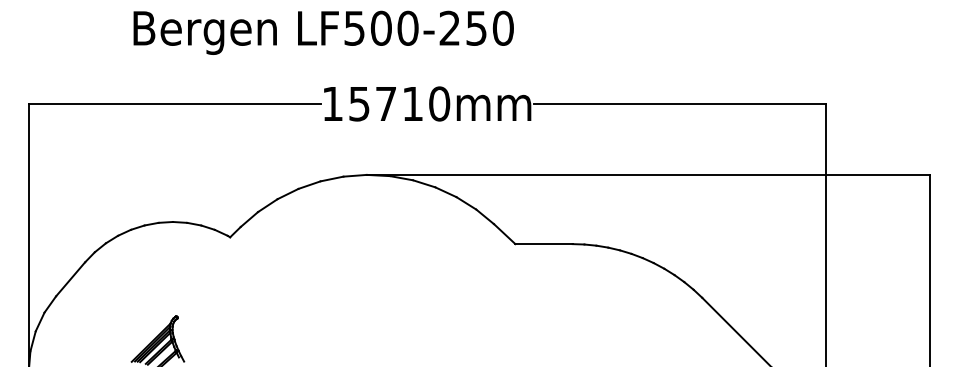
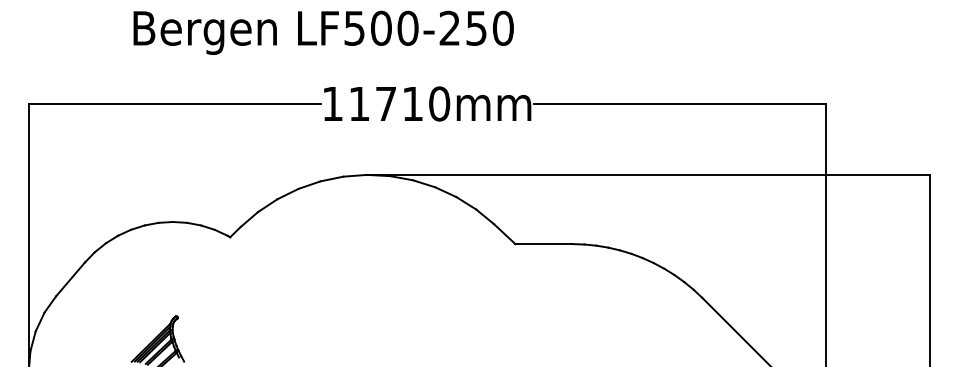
text: 15710mm -> 11710mm (359, 104)
